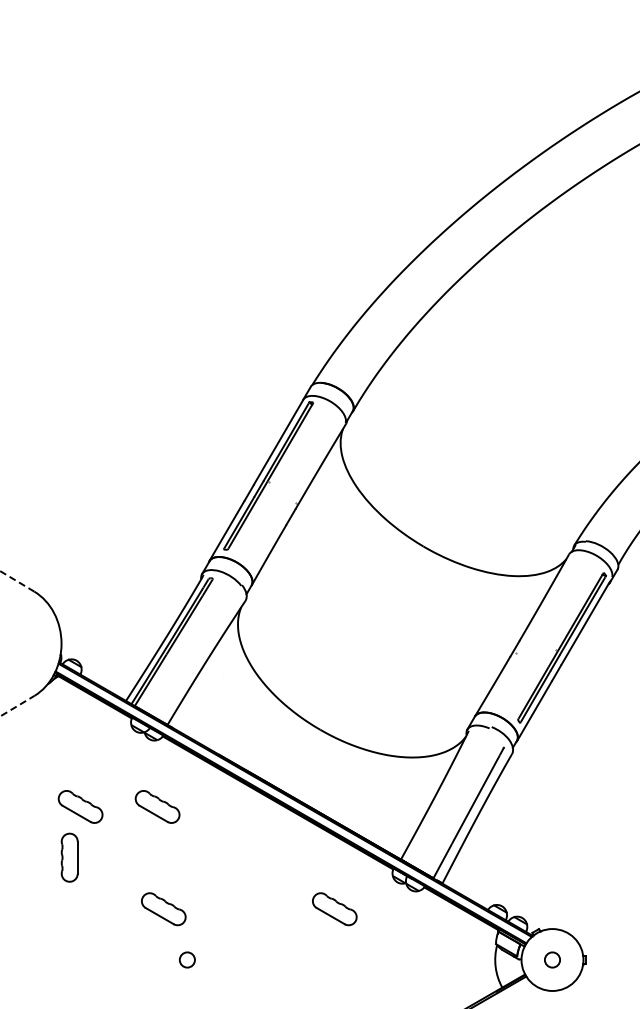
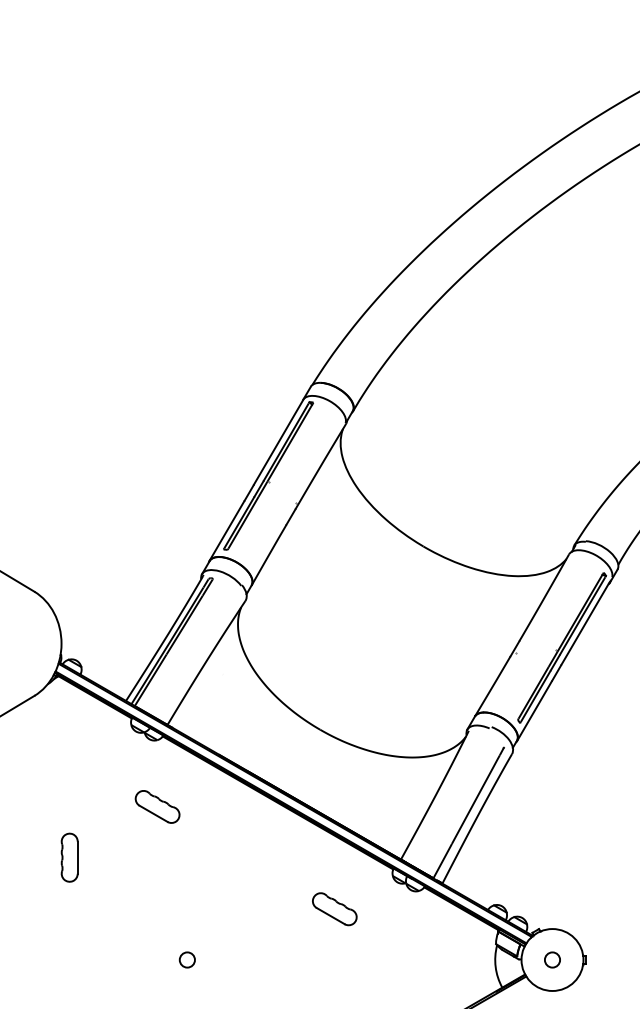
line: dashed -> solid (17, 581)
line: dashed -> solid (17, 706)
part: present -> none (80, 806)
part: present -> none (163, 909)
